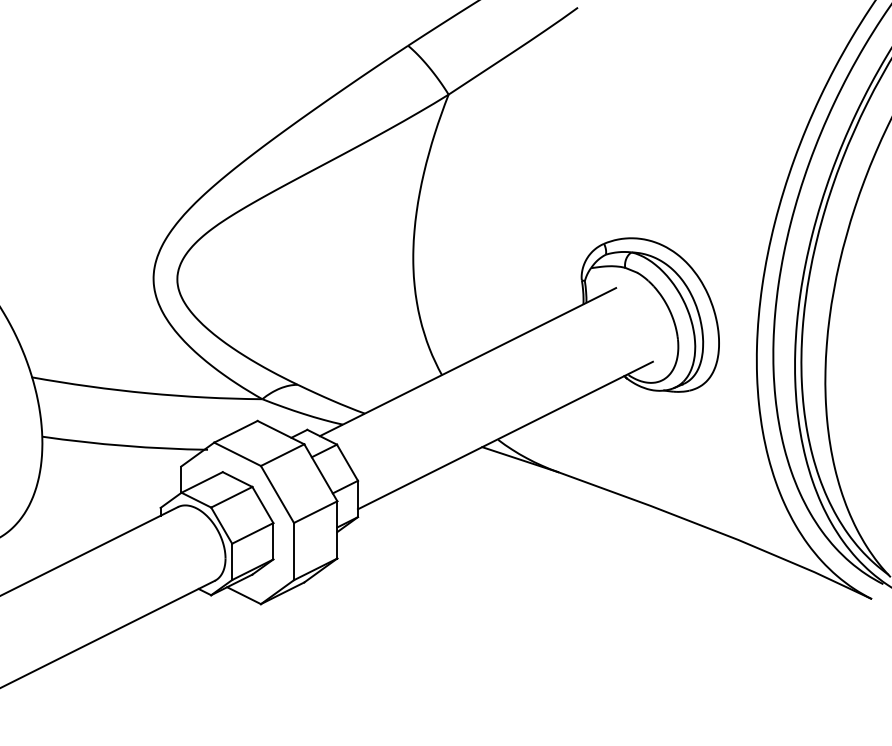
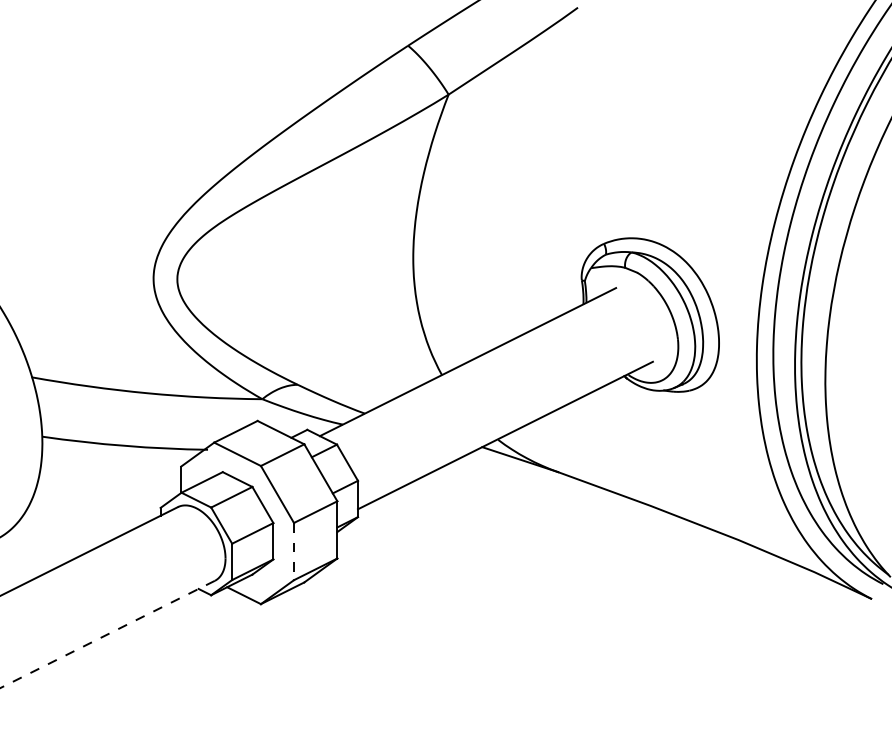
line: solid -> dashed (293, 551)
line: solid -> dashed (107, 634)
